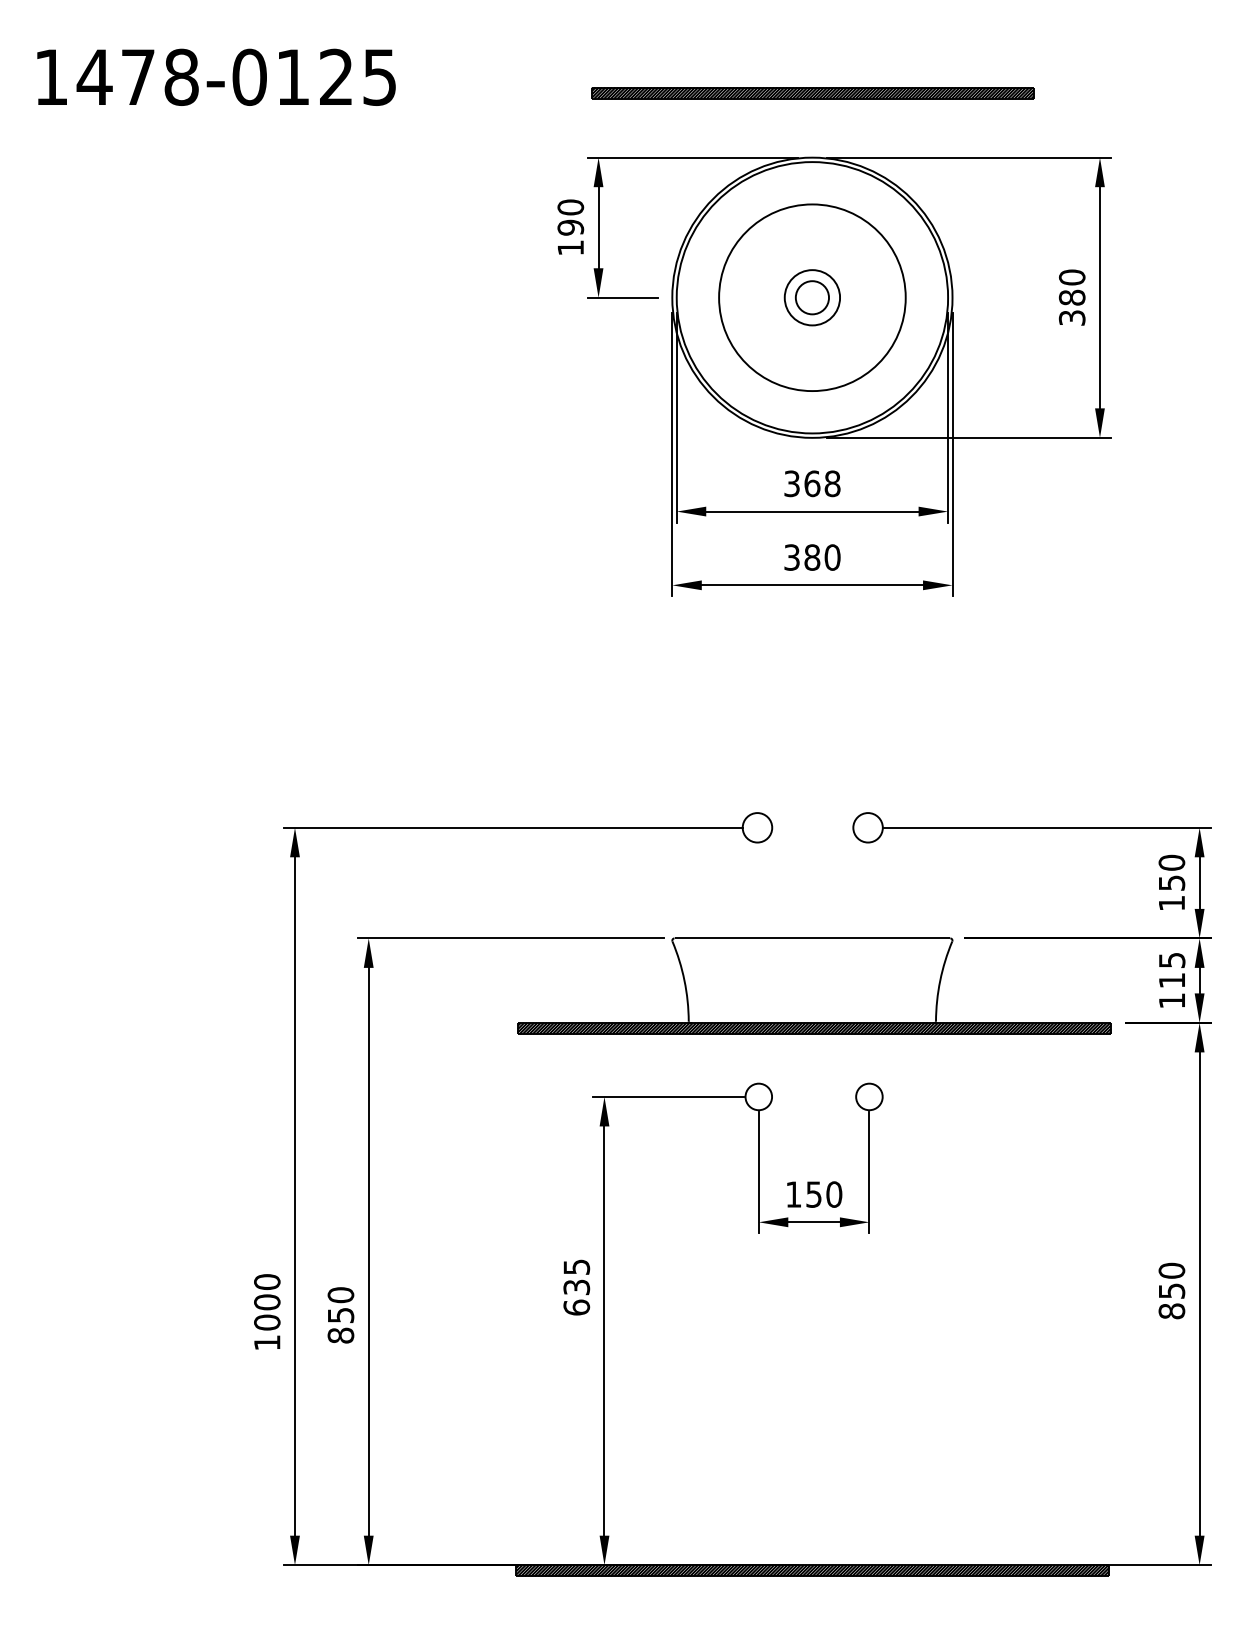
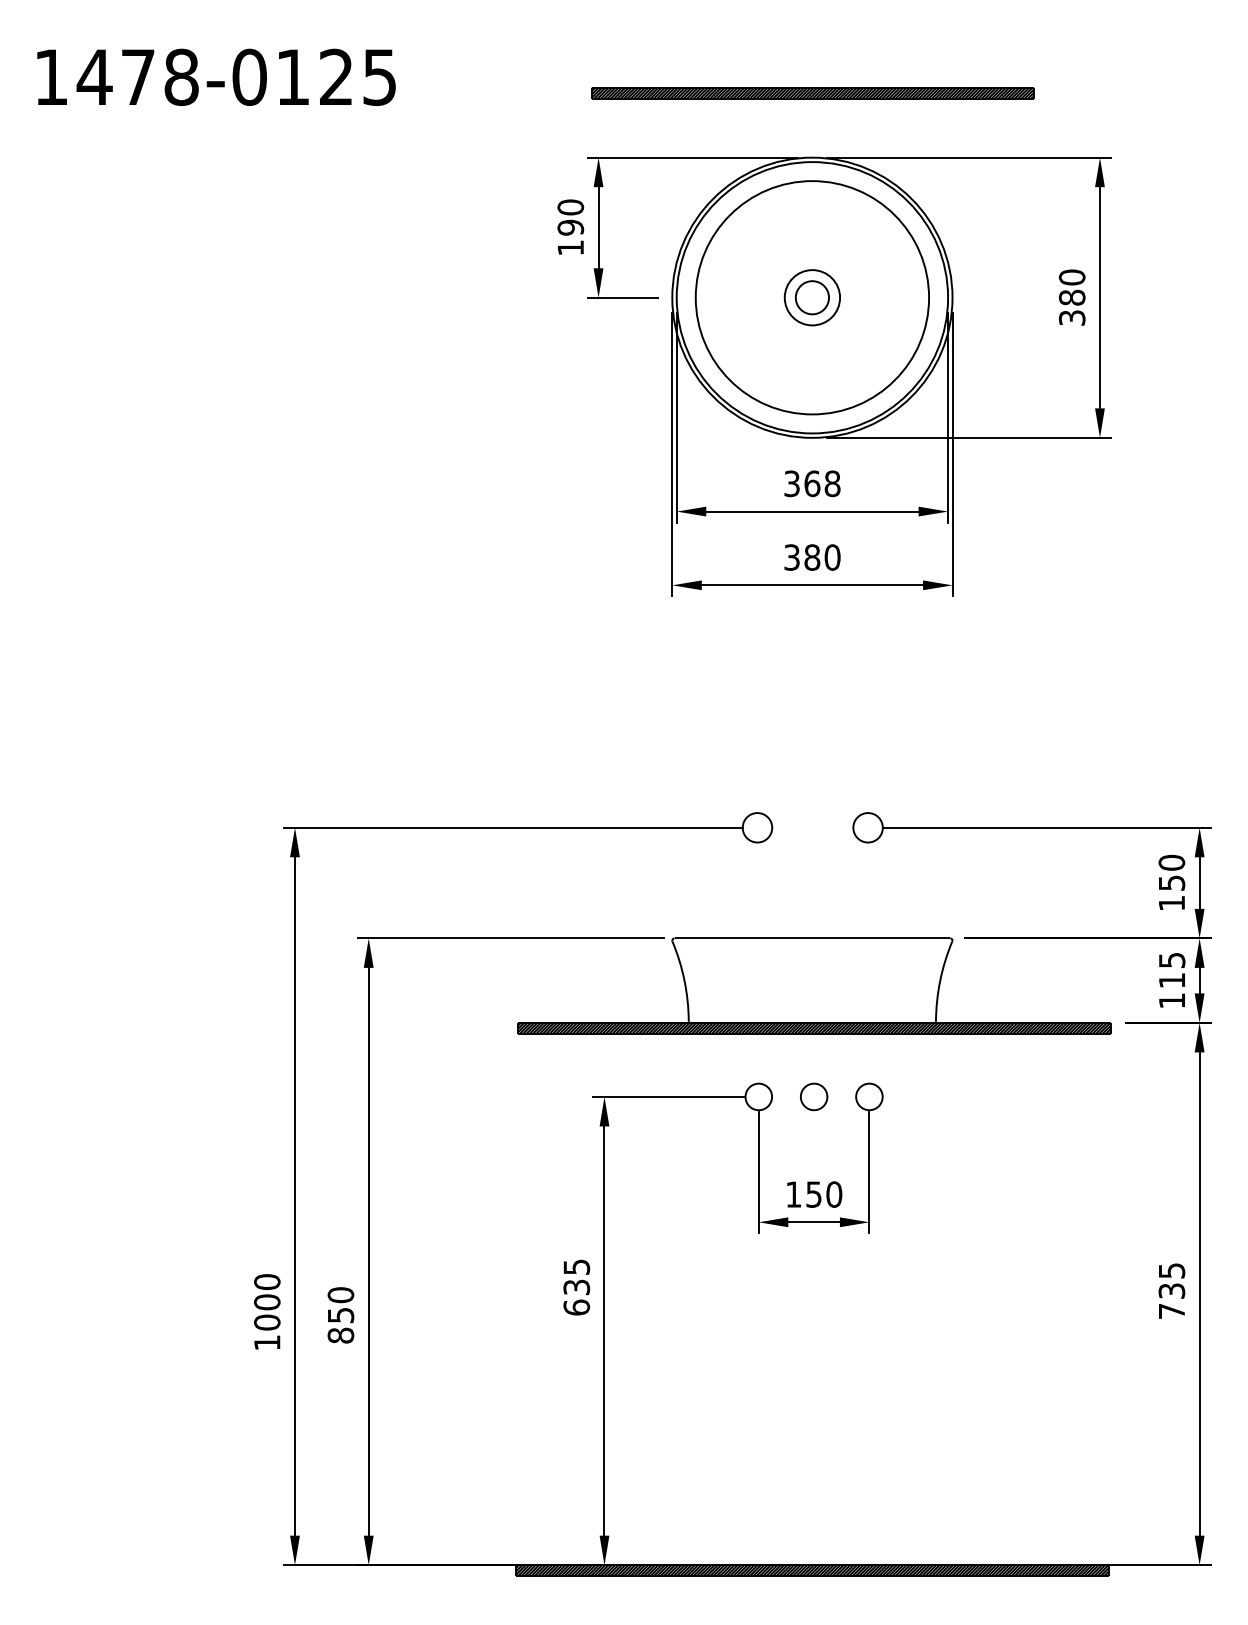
circle diameter: 187 px -> 233 px (812, 297)
circle: none -> present (814, 1096)
text: 850 -> 735 (1171, 1290)
